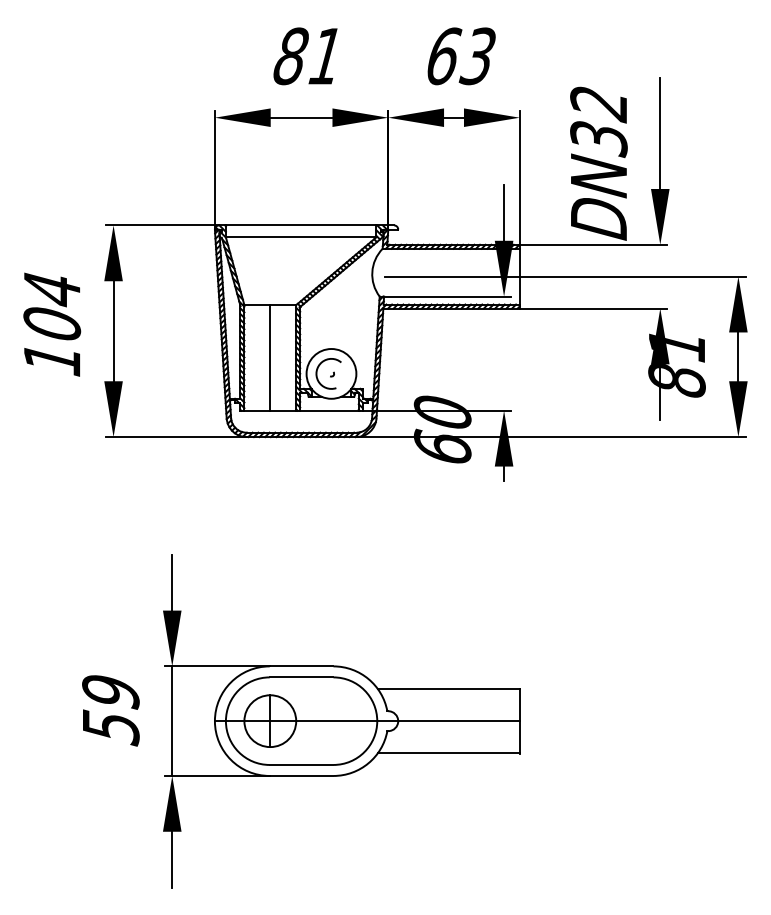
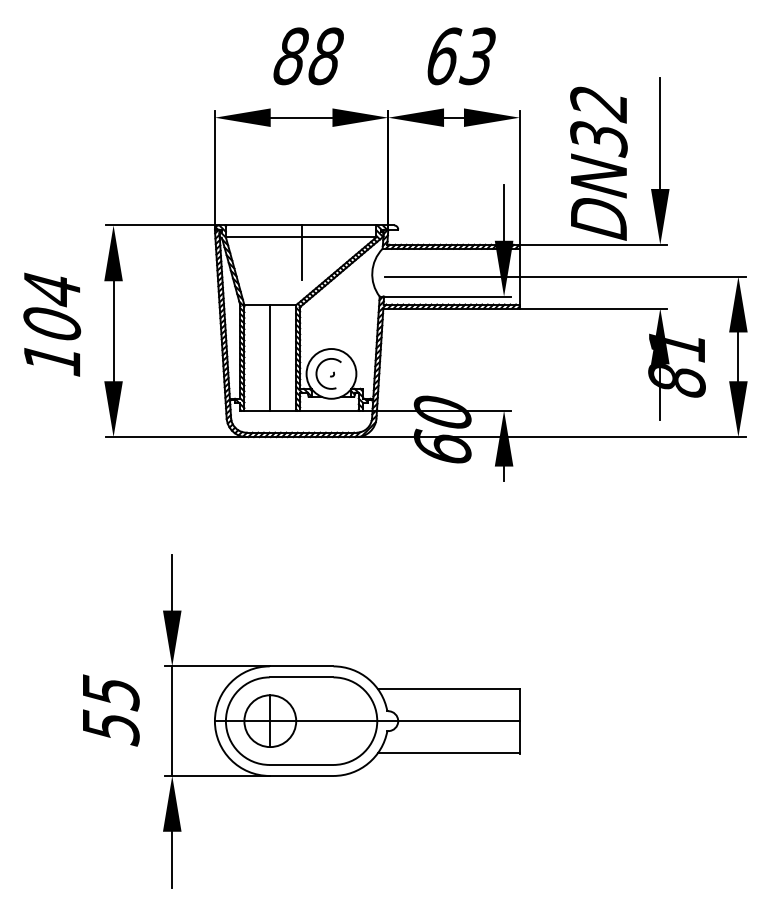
text: 81 -> 88 (325, 56)
line: none -> present (301, 252)
text: 59 -> 55 (110, 692)
